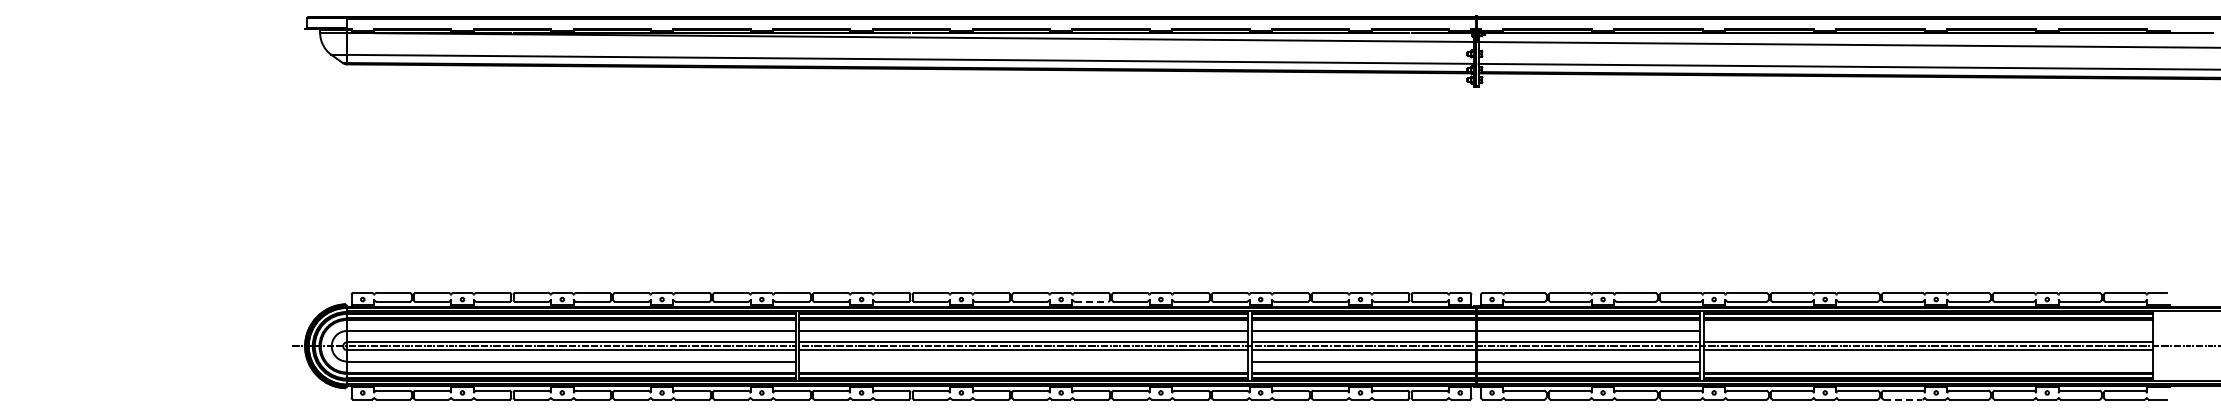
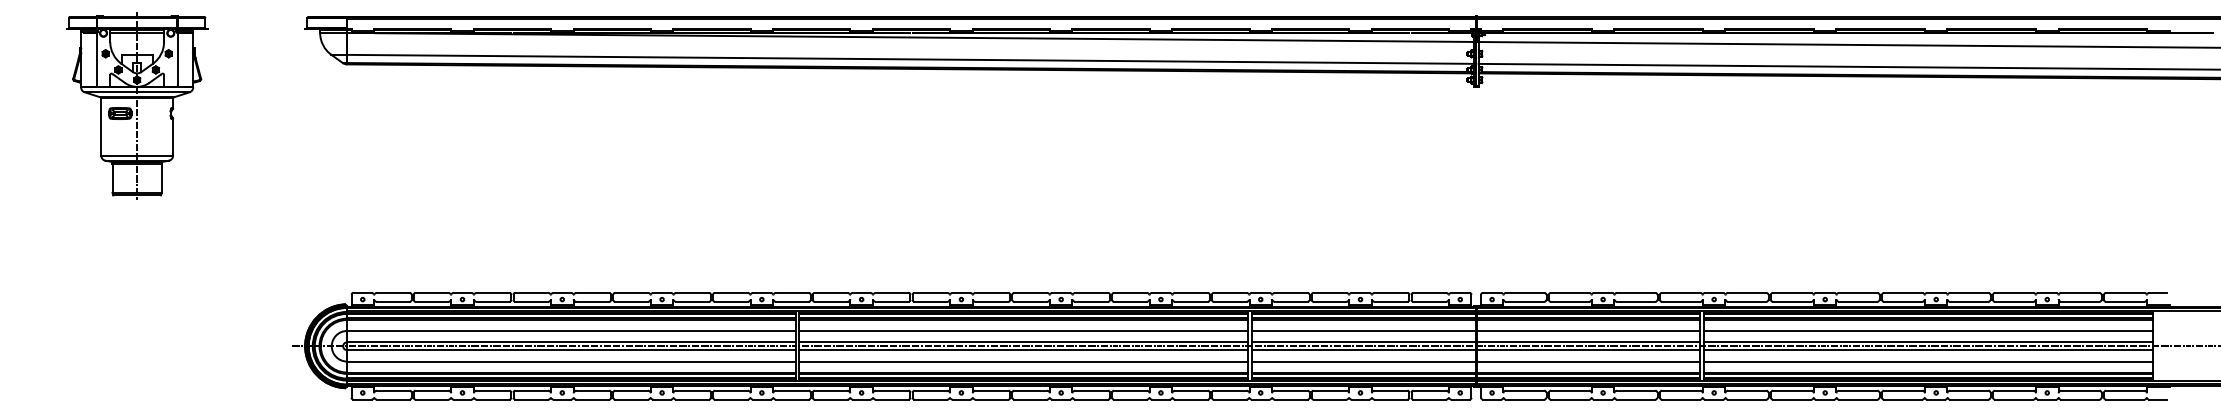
part: none -> present (137, 105)
line: dashed -> solid (1092, 301)
line: none -> present (1927, 331)
line: none -> present (1023, 361)
line: none -> present (1927, 361)
line: dashed -> solid (1903, 399)
